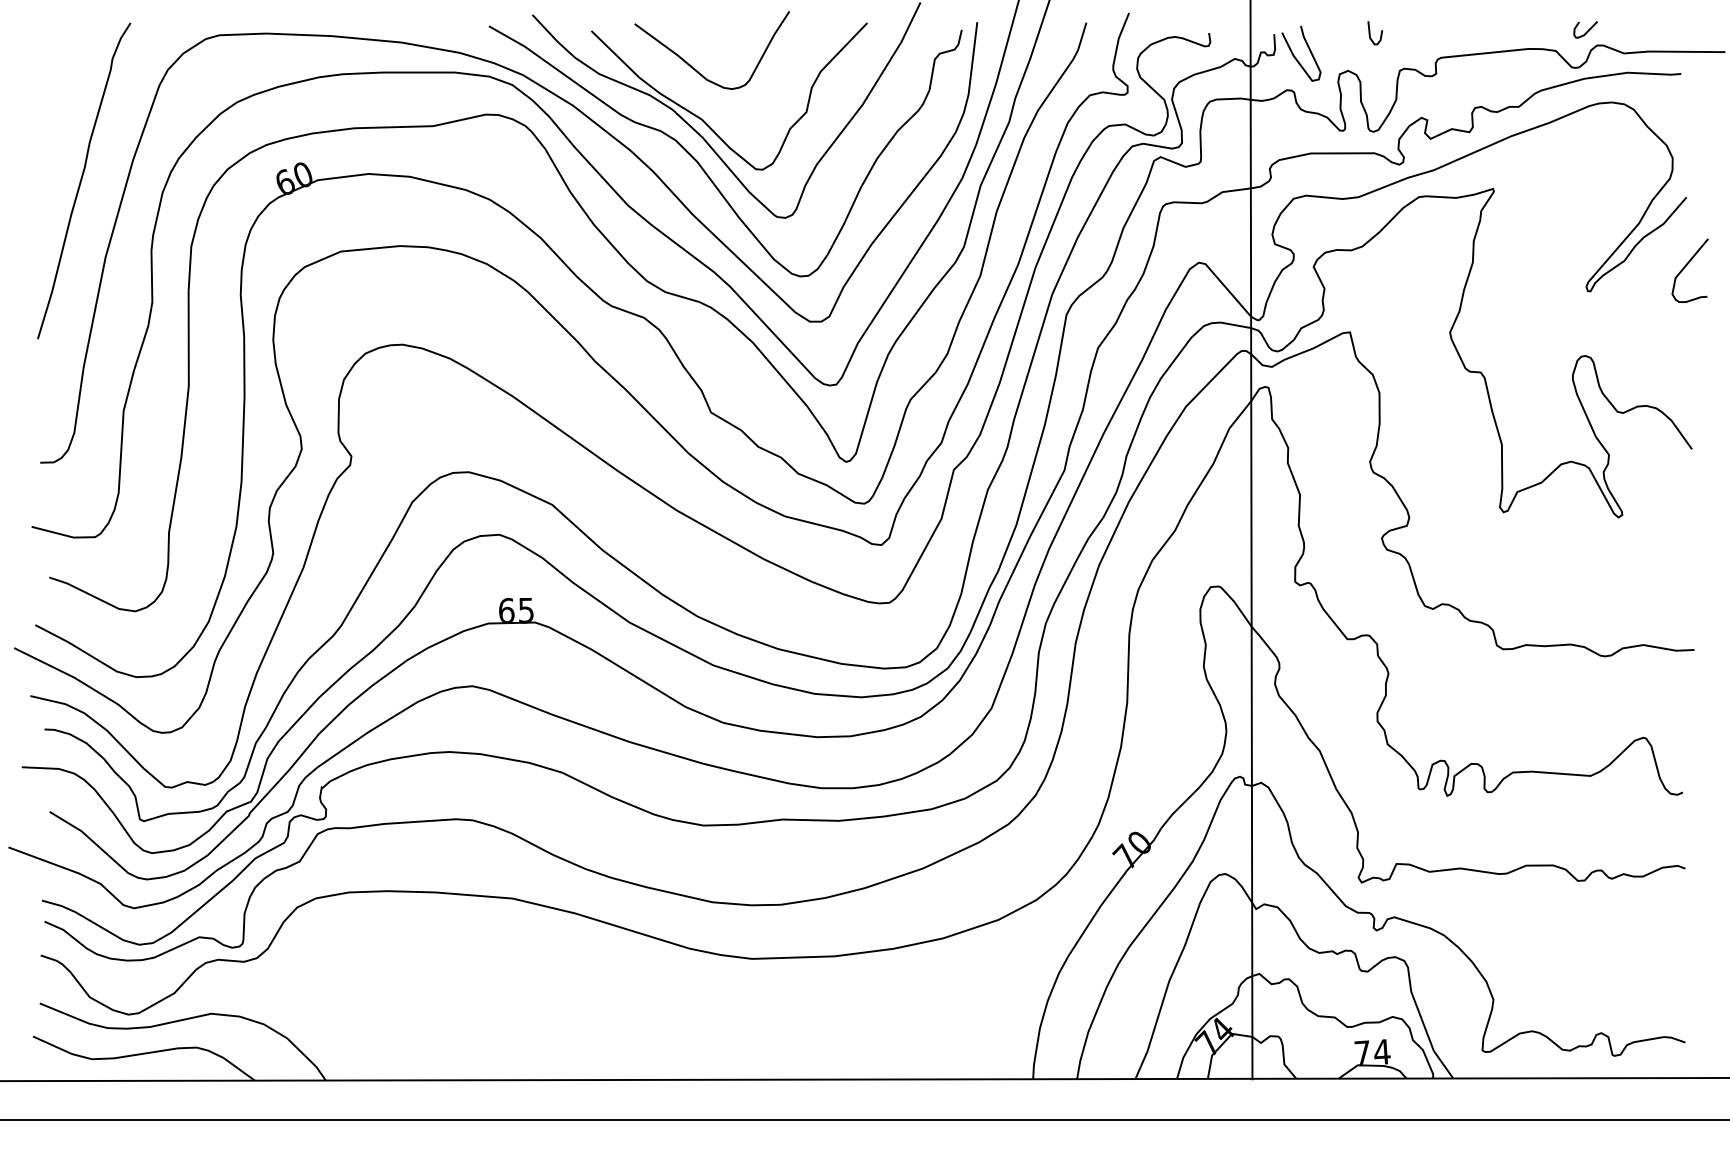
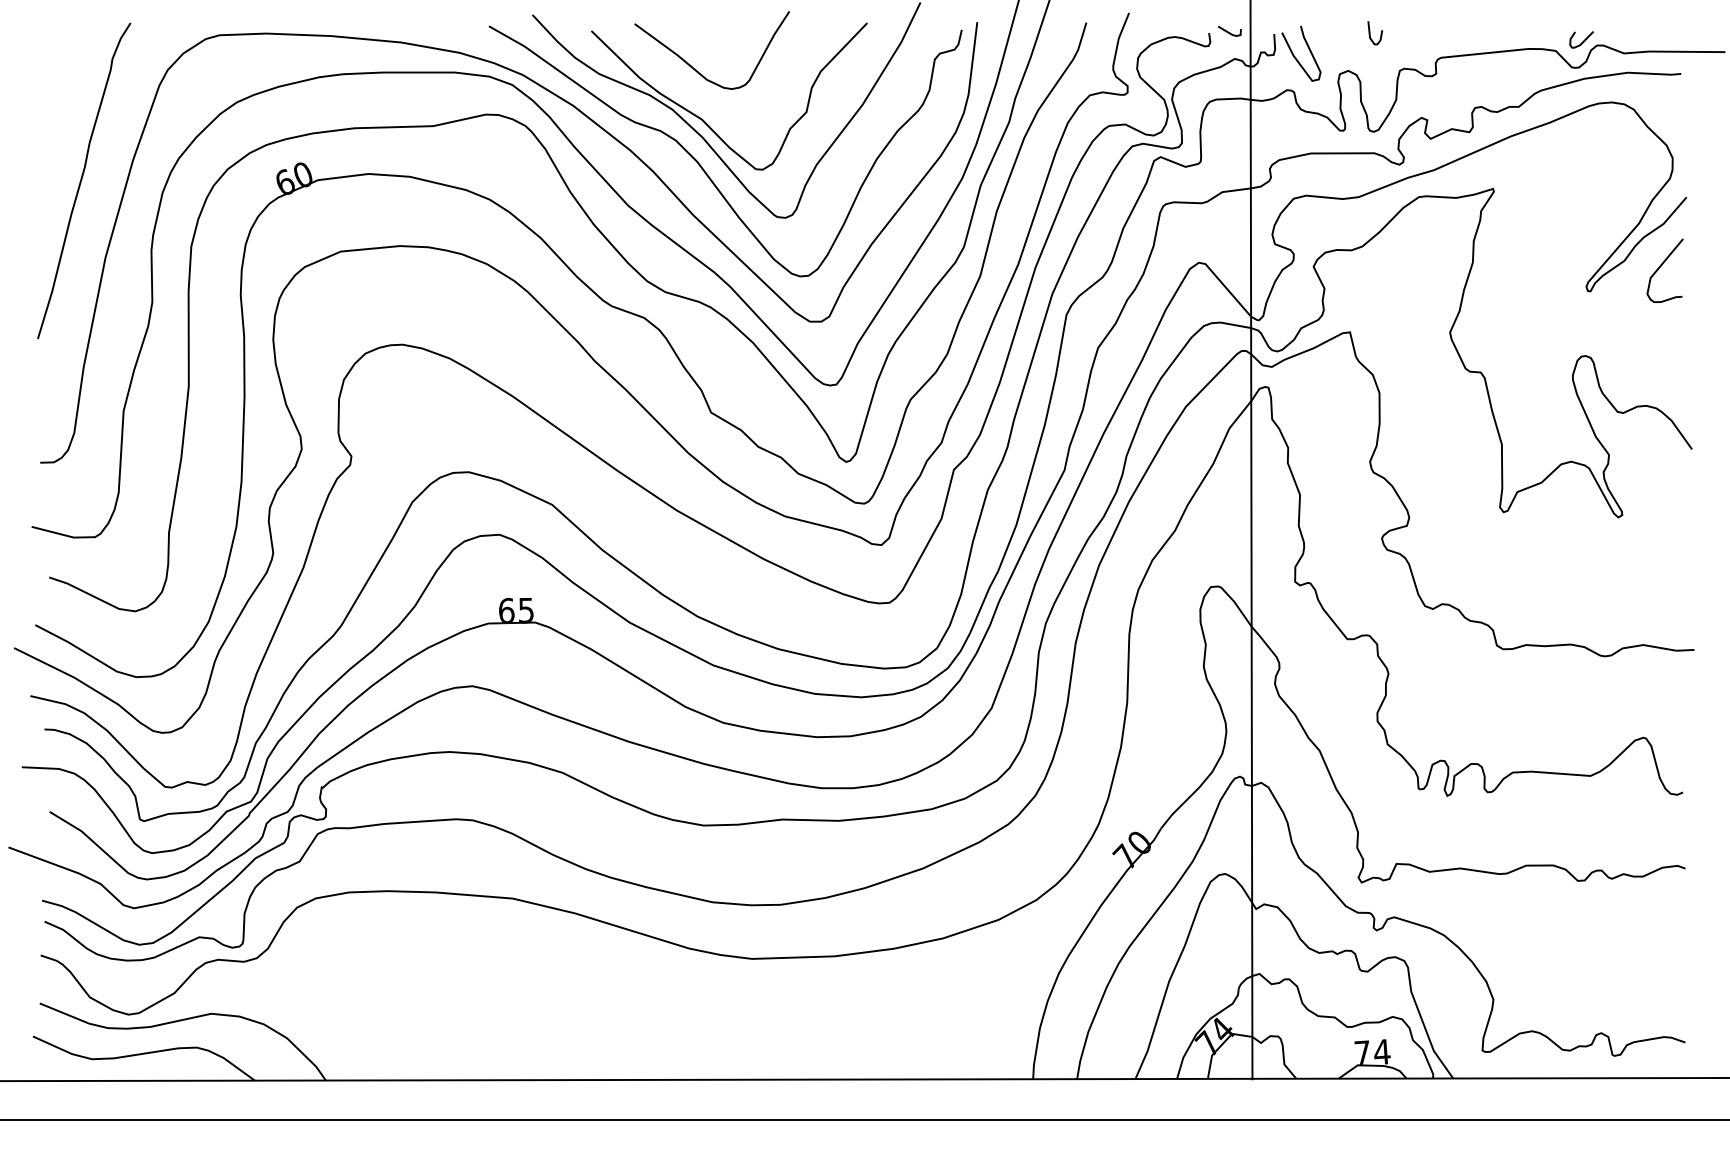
curve position: (1587, 30) -> (1583, 40) (1583, 40)
line: none -> present (1228, 31)
curve position: (1686, 266) -> (1661, 266) (1661, 266)
